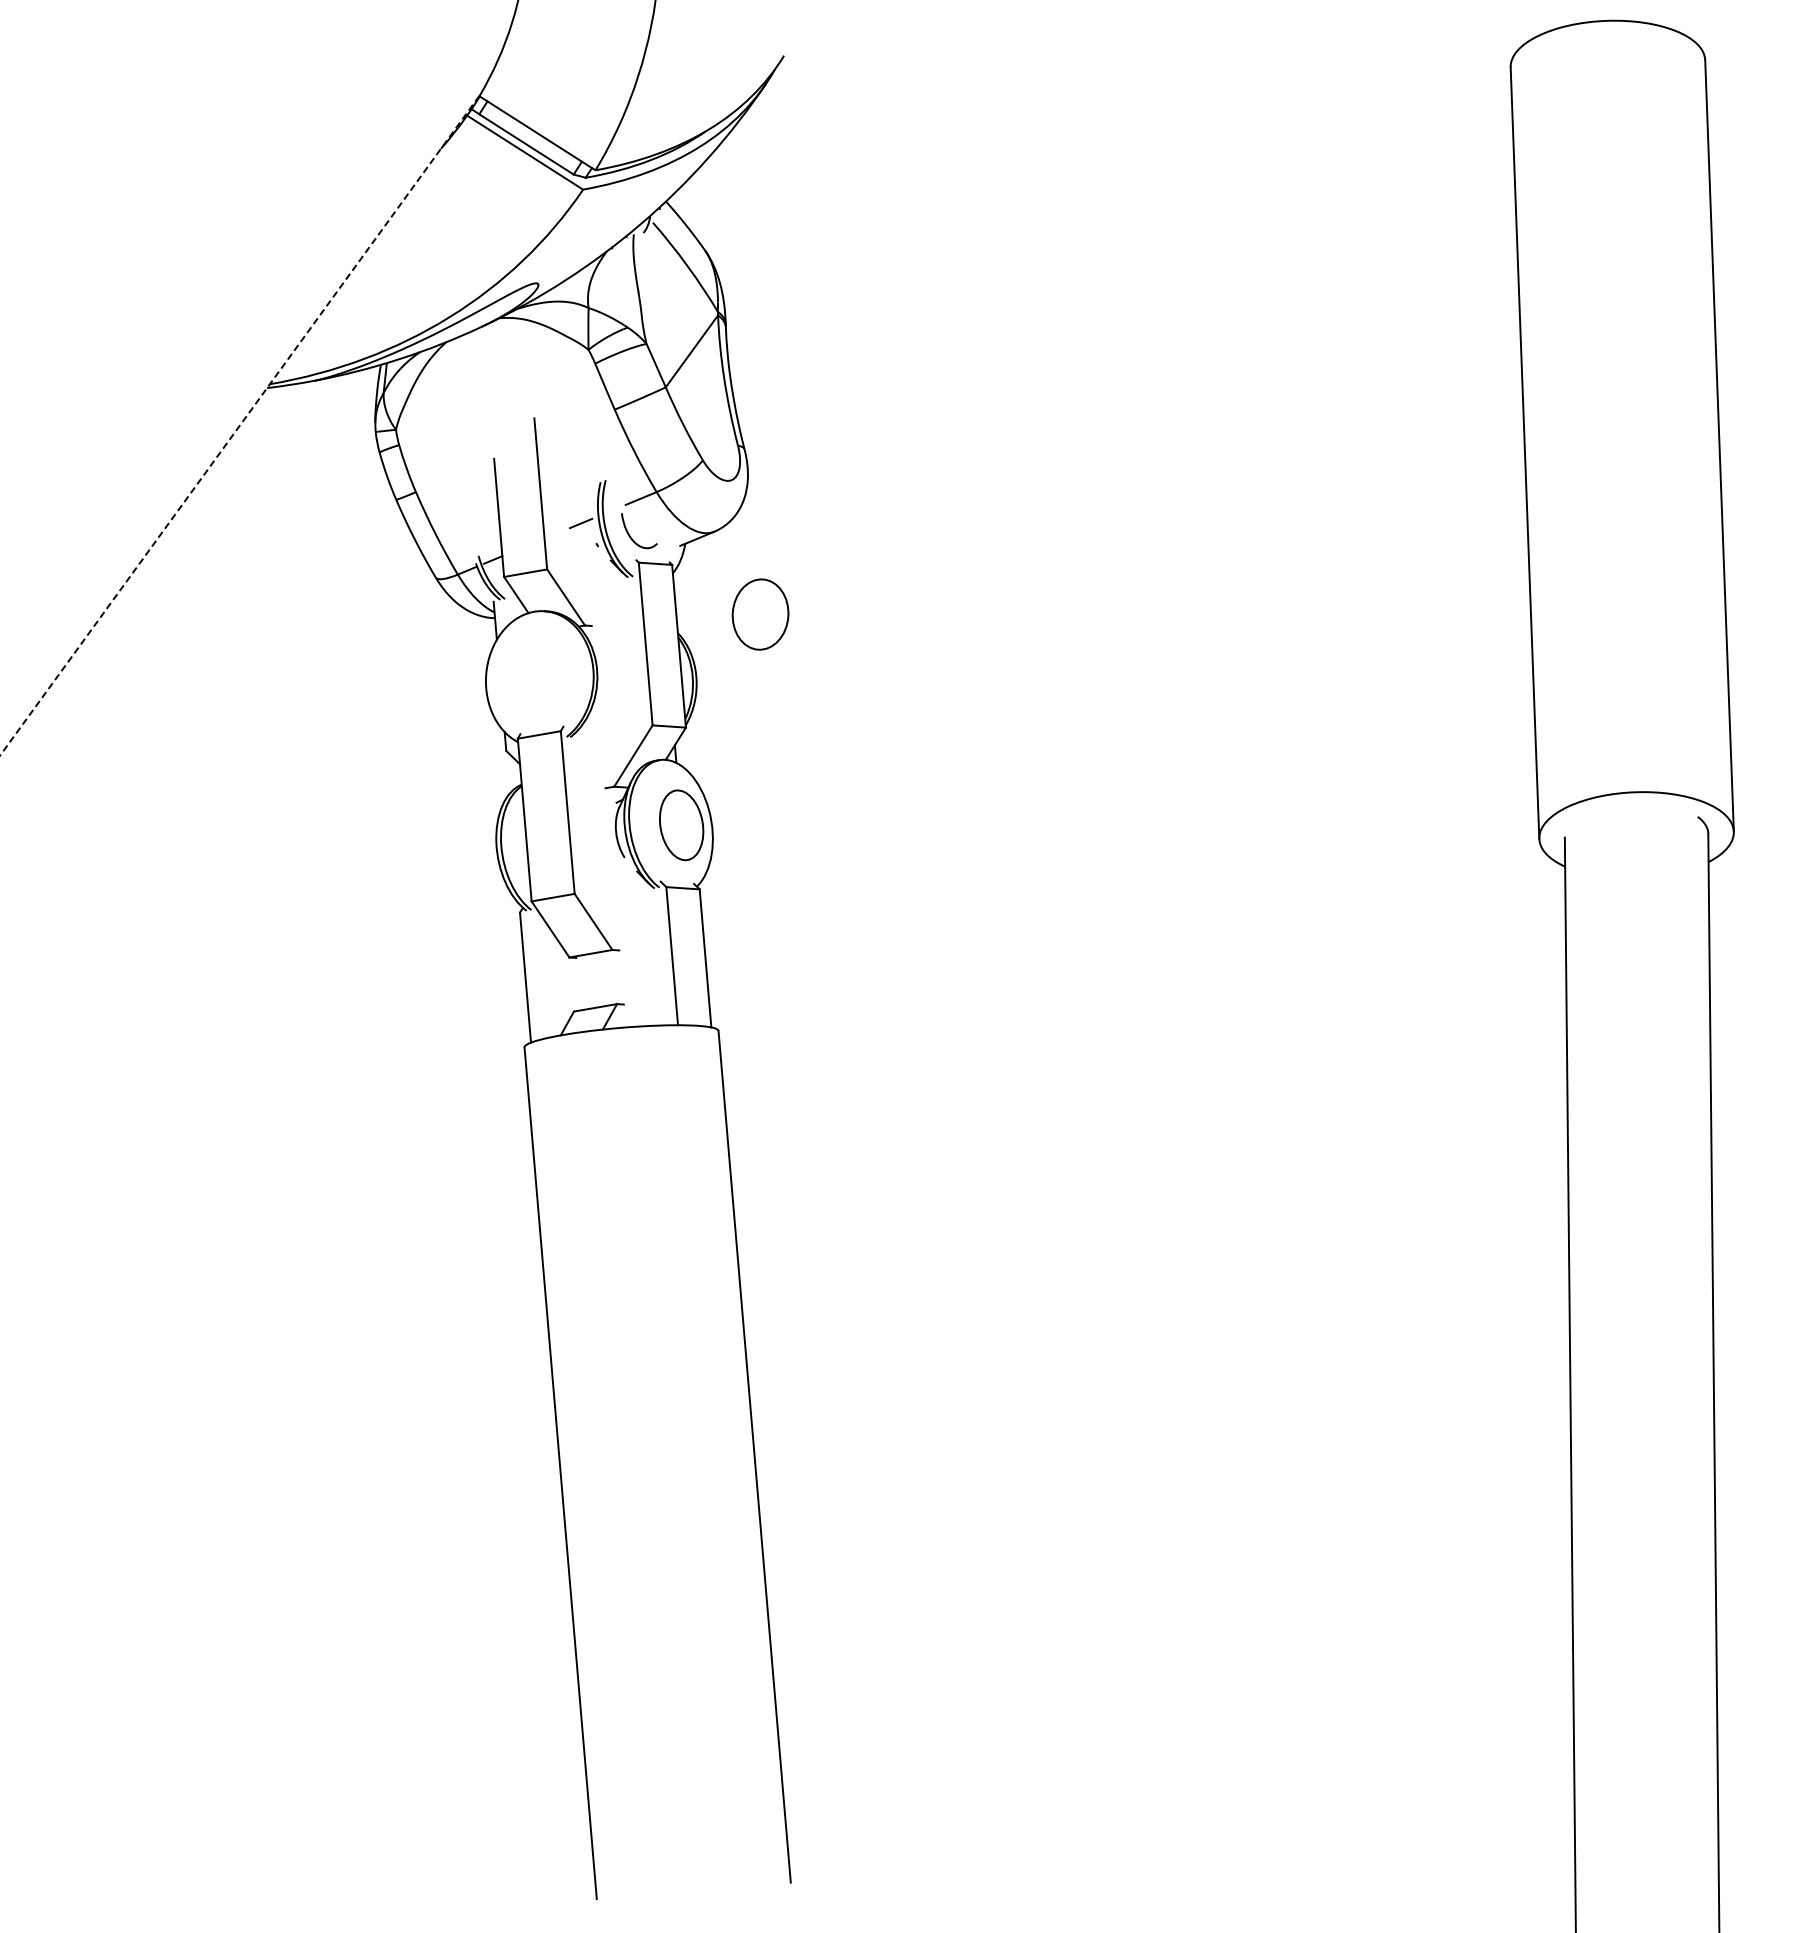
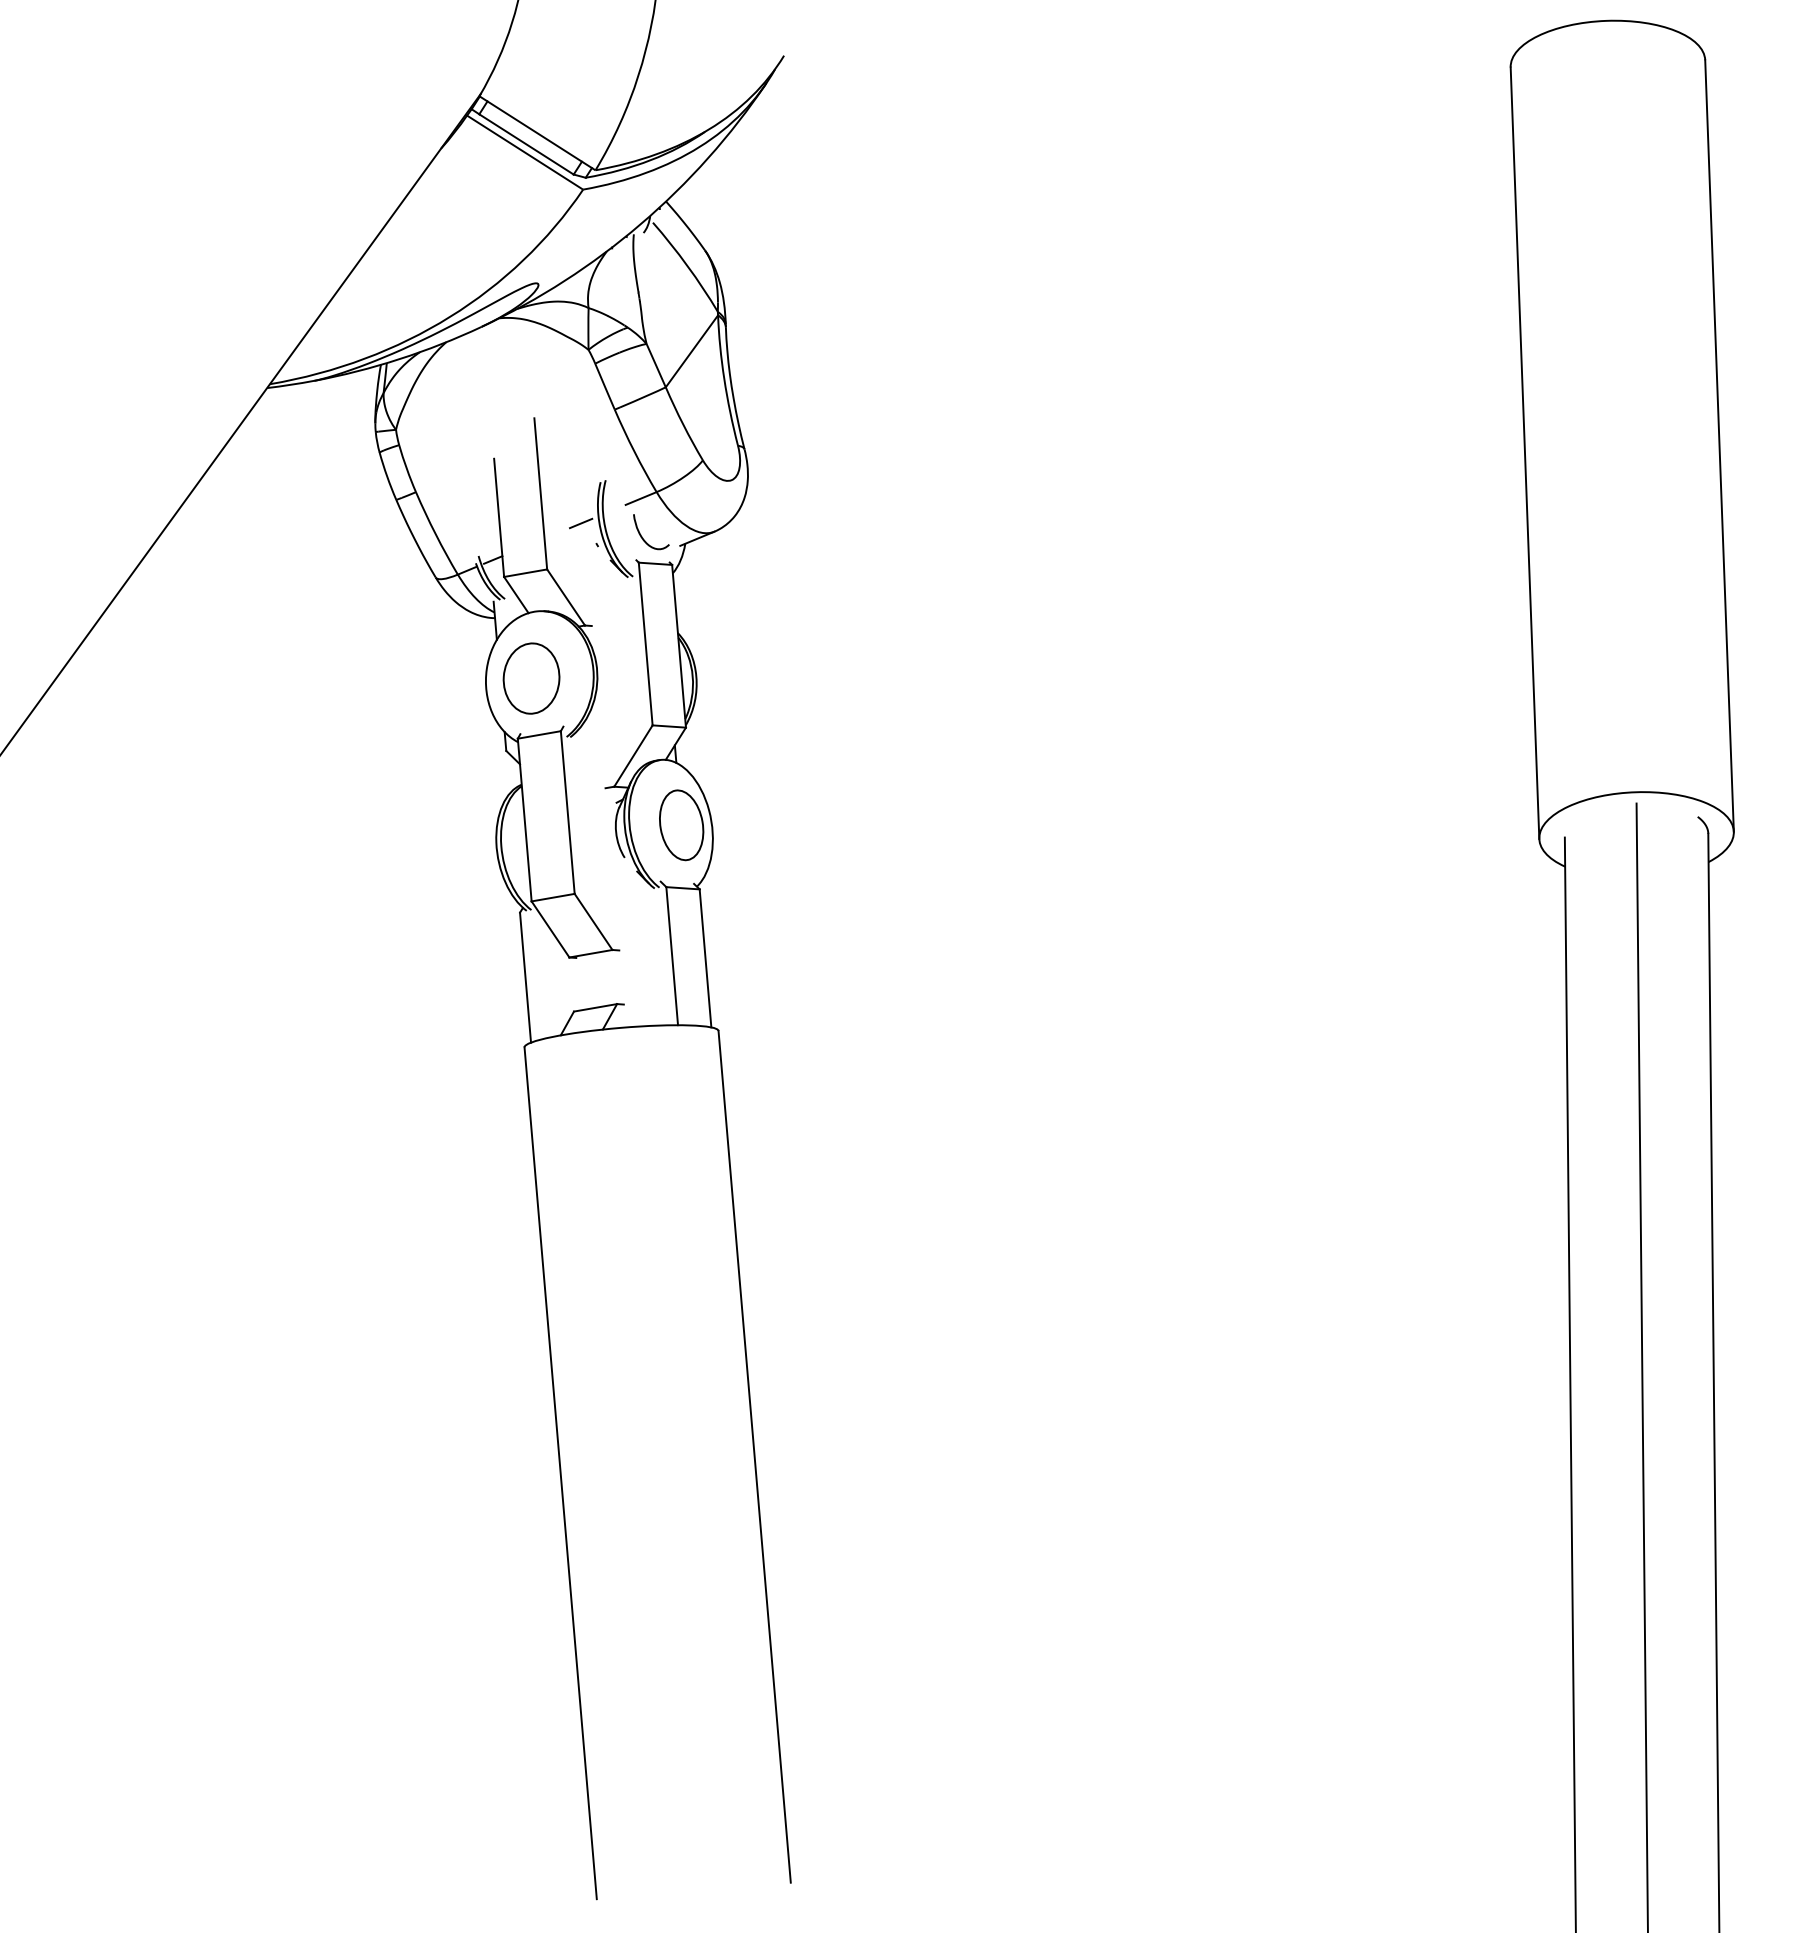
line: dashed -> solid (240, 424)
curve position: (630, 535) -> (642, 536) (642, 536)
part position: (760, 614) -> (531, 678) (531, 678)
line: none -> present (1641, 1366)
